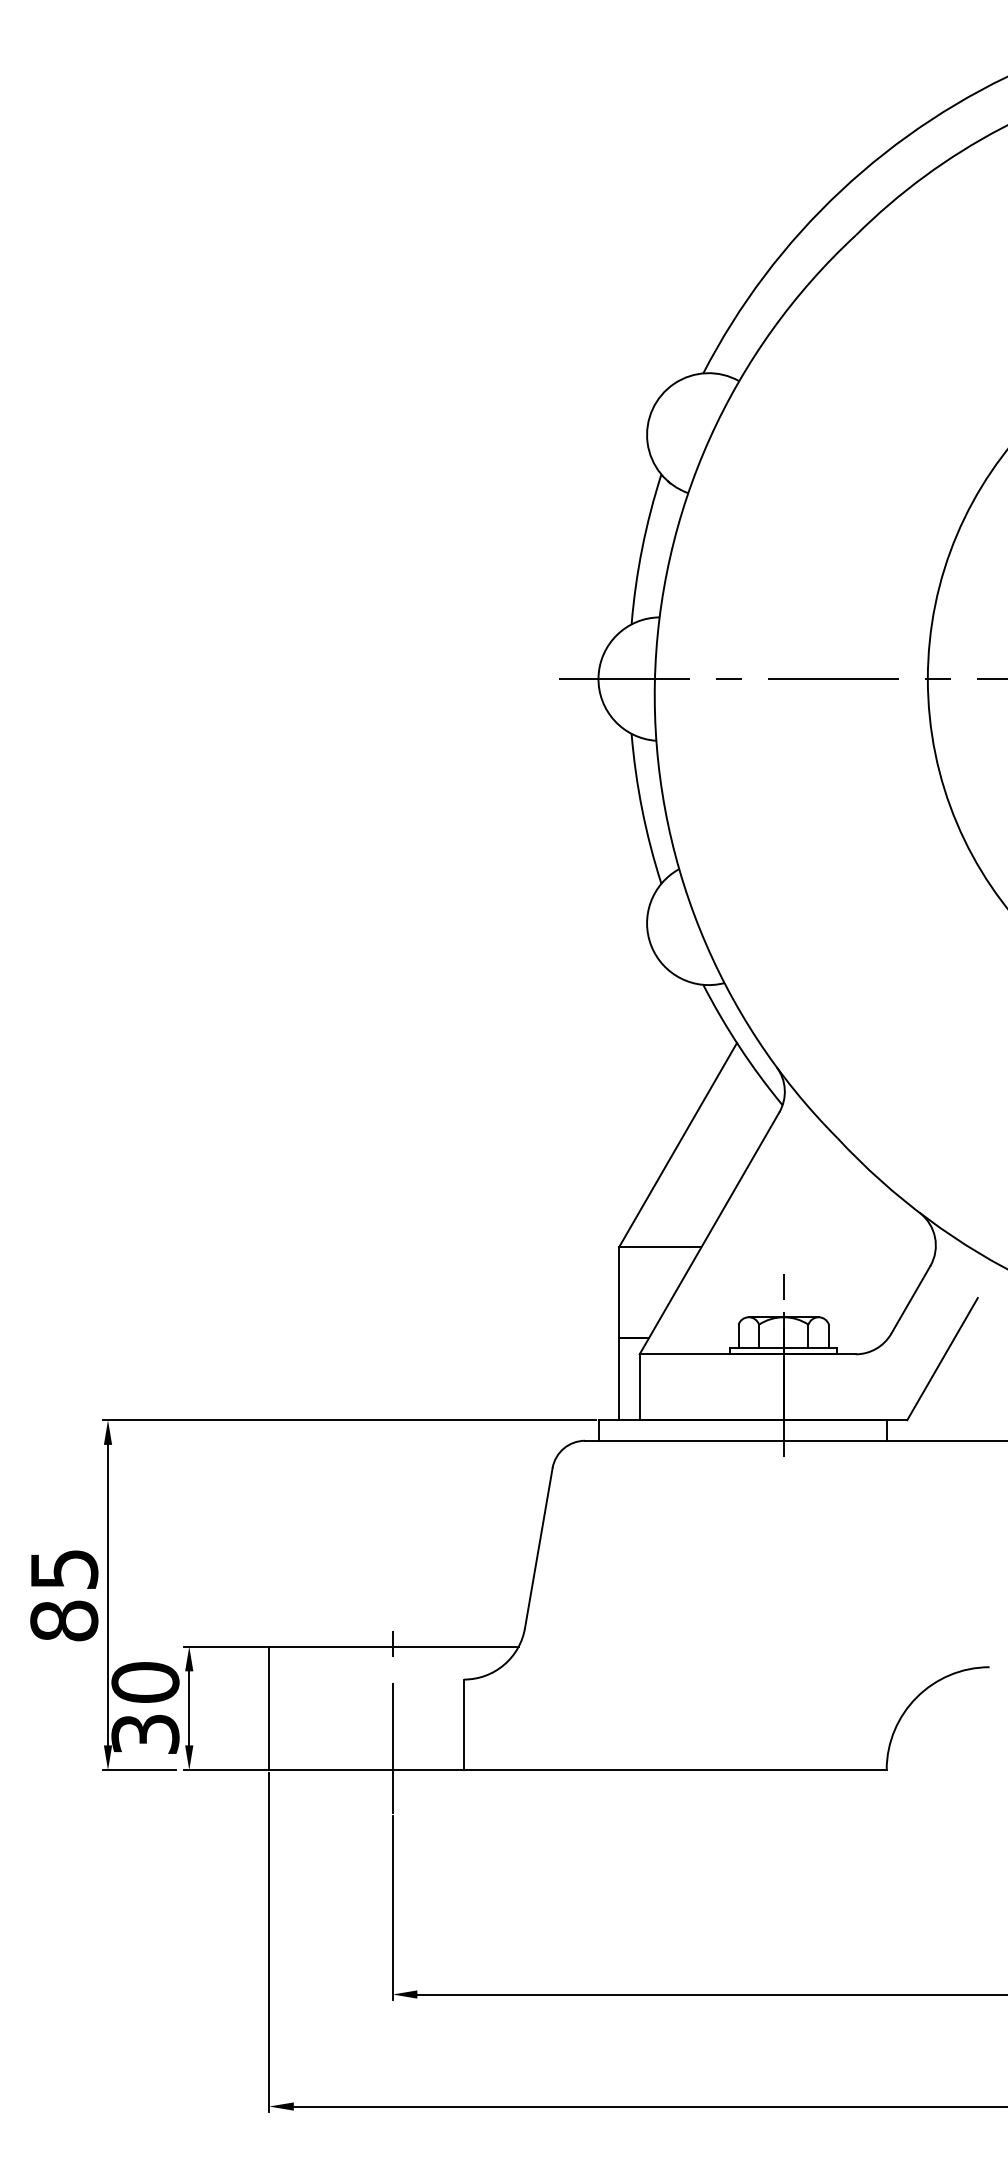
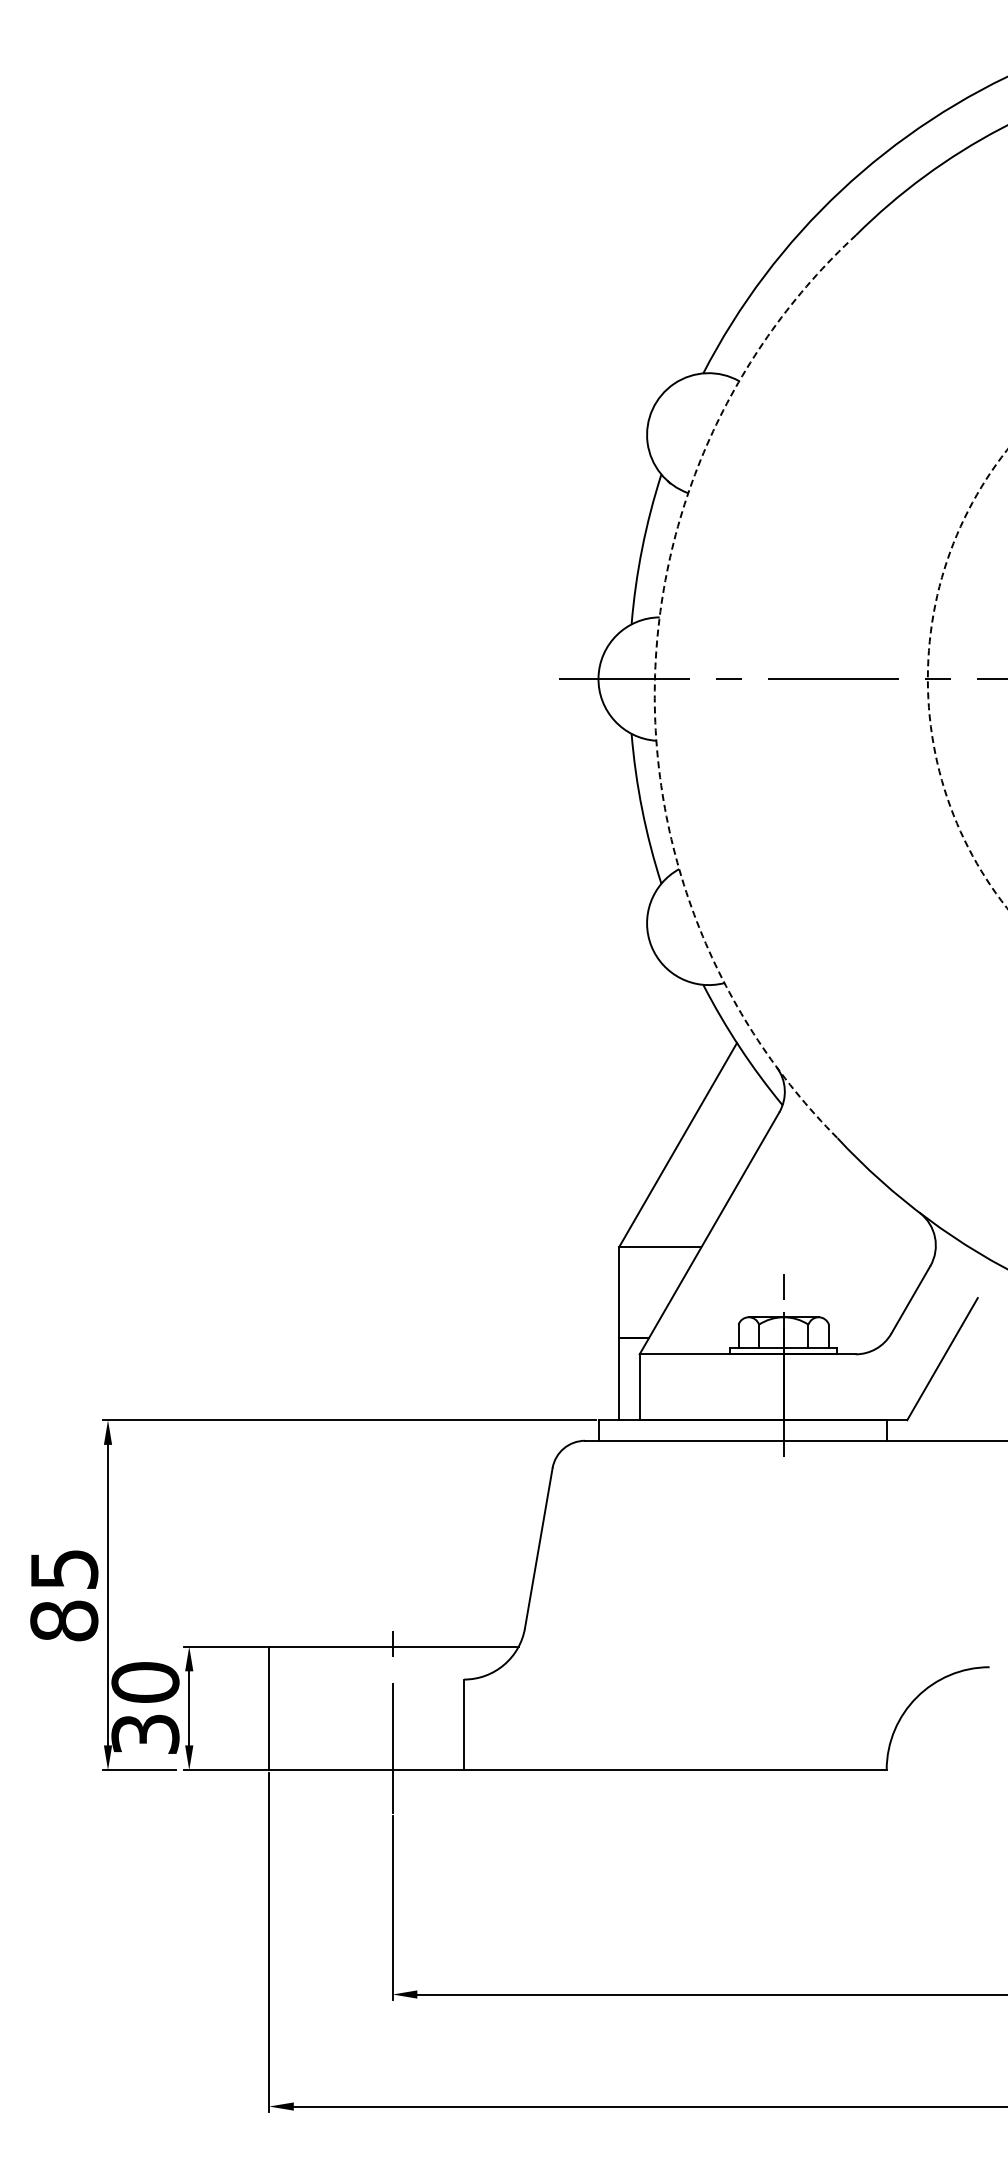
circle: solid -> dashed (967, 678)
arc: solid -> dashed (654, 682)
